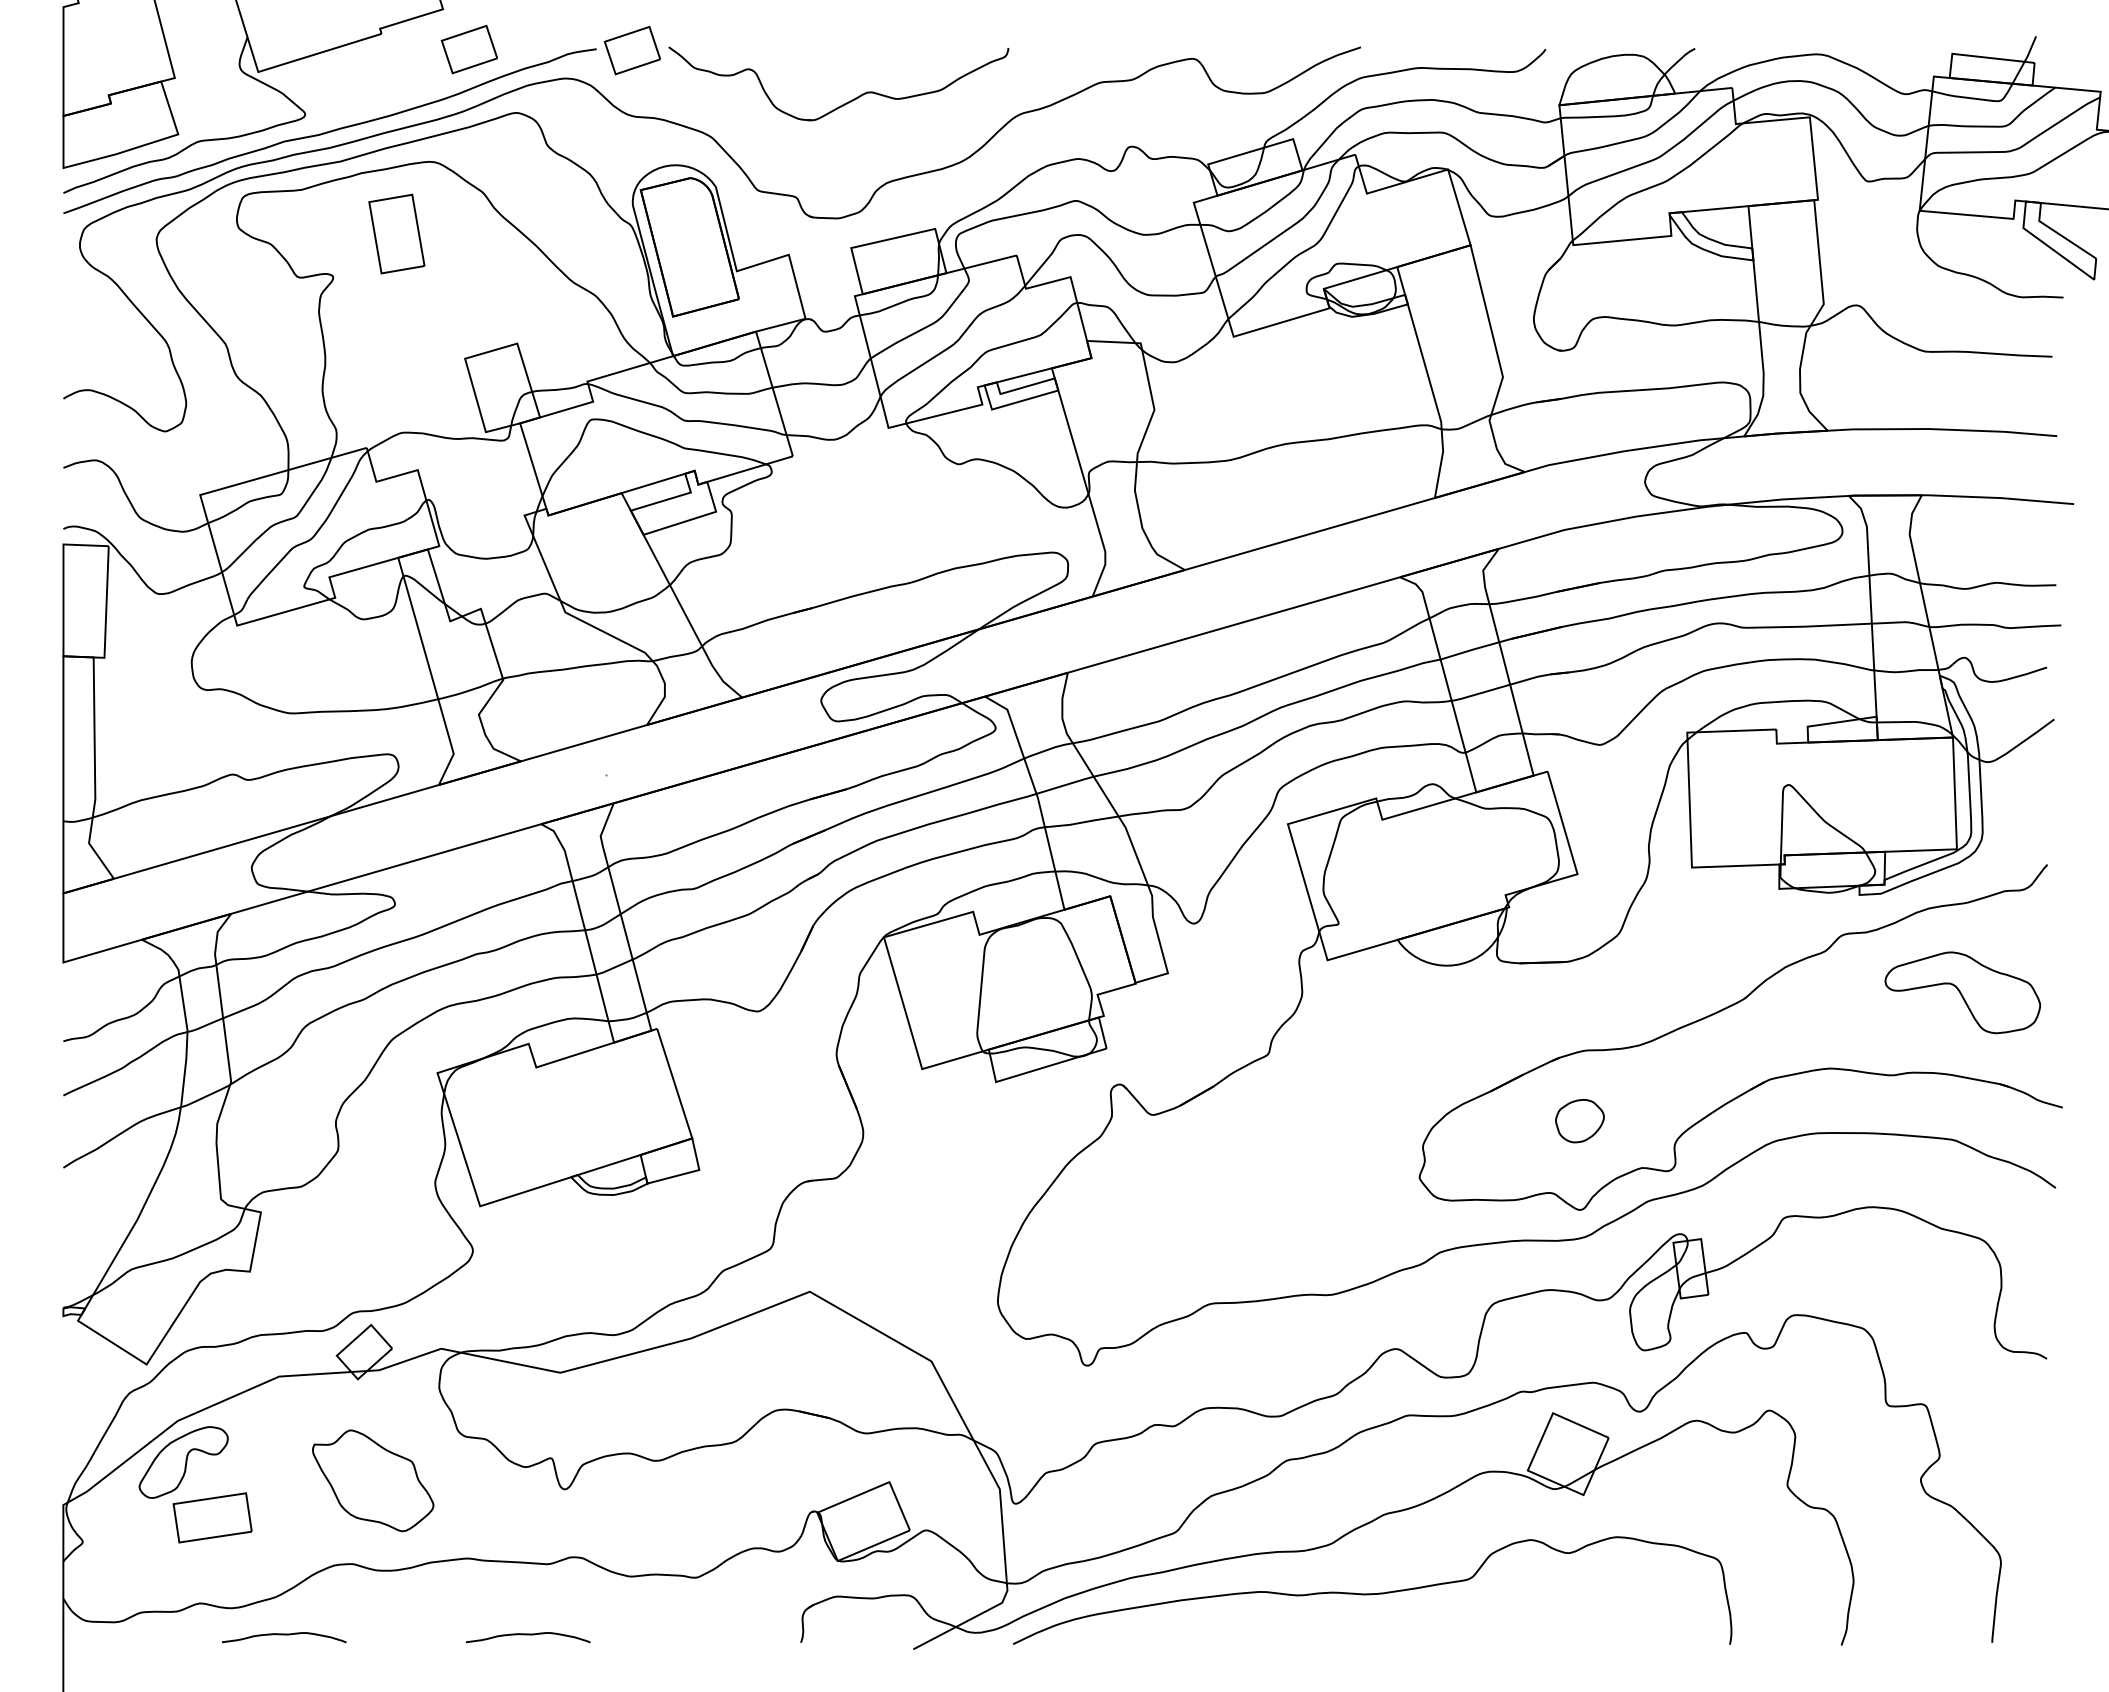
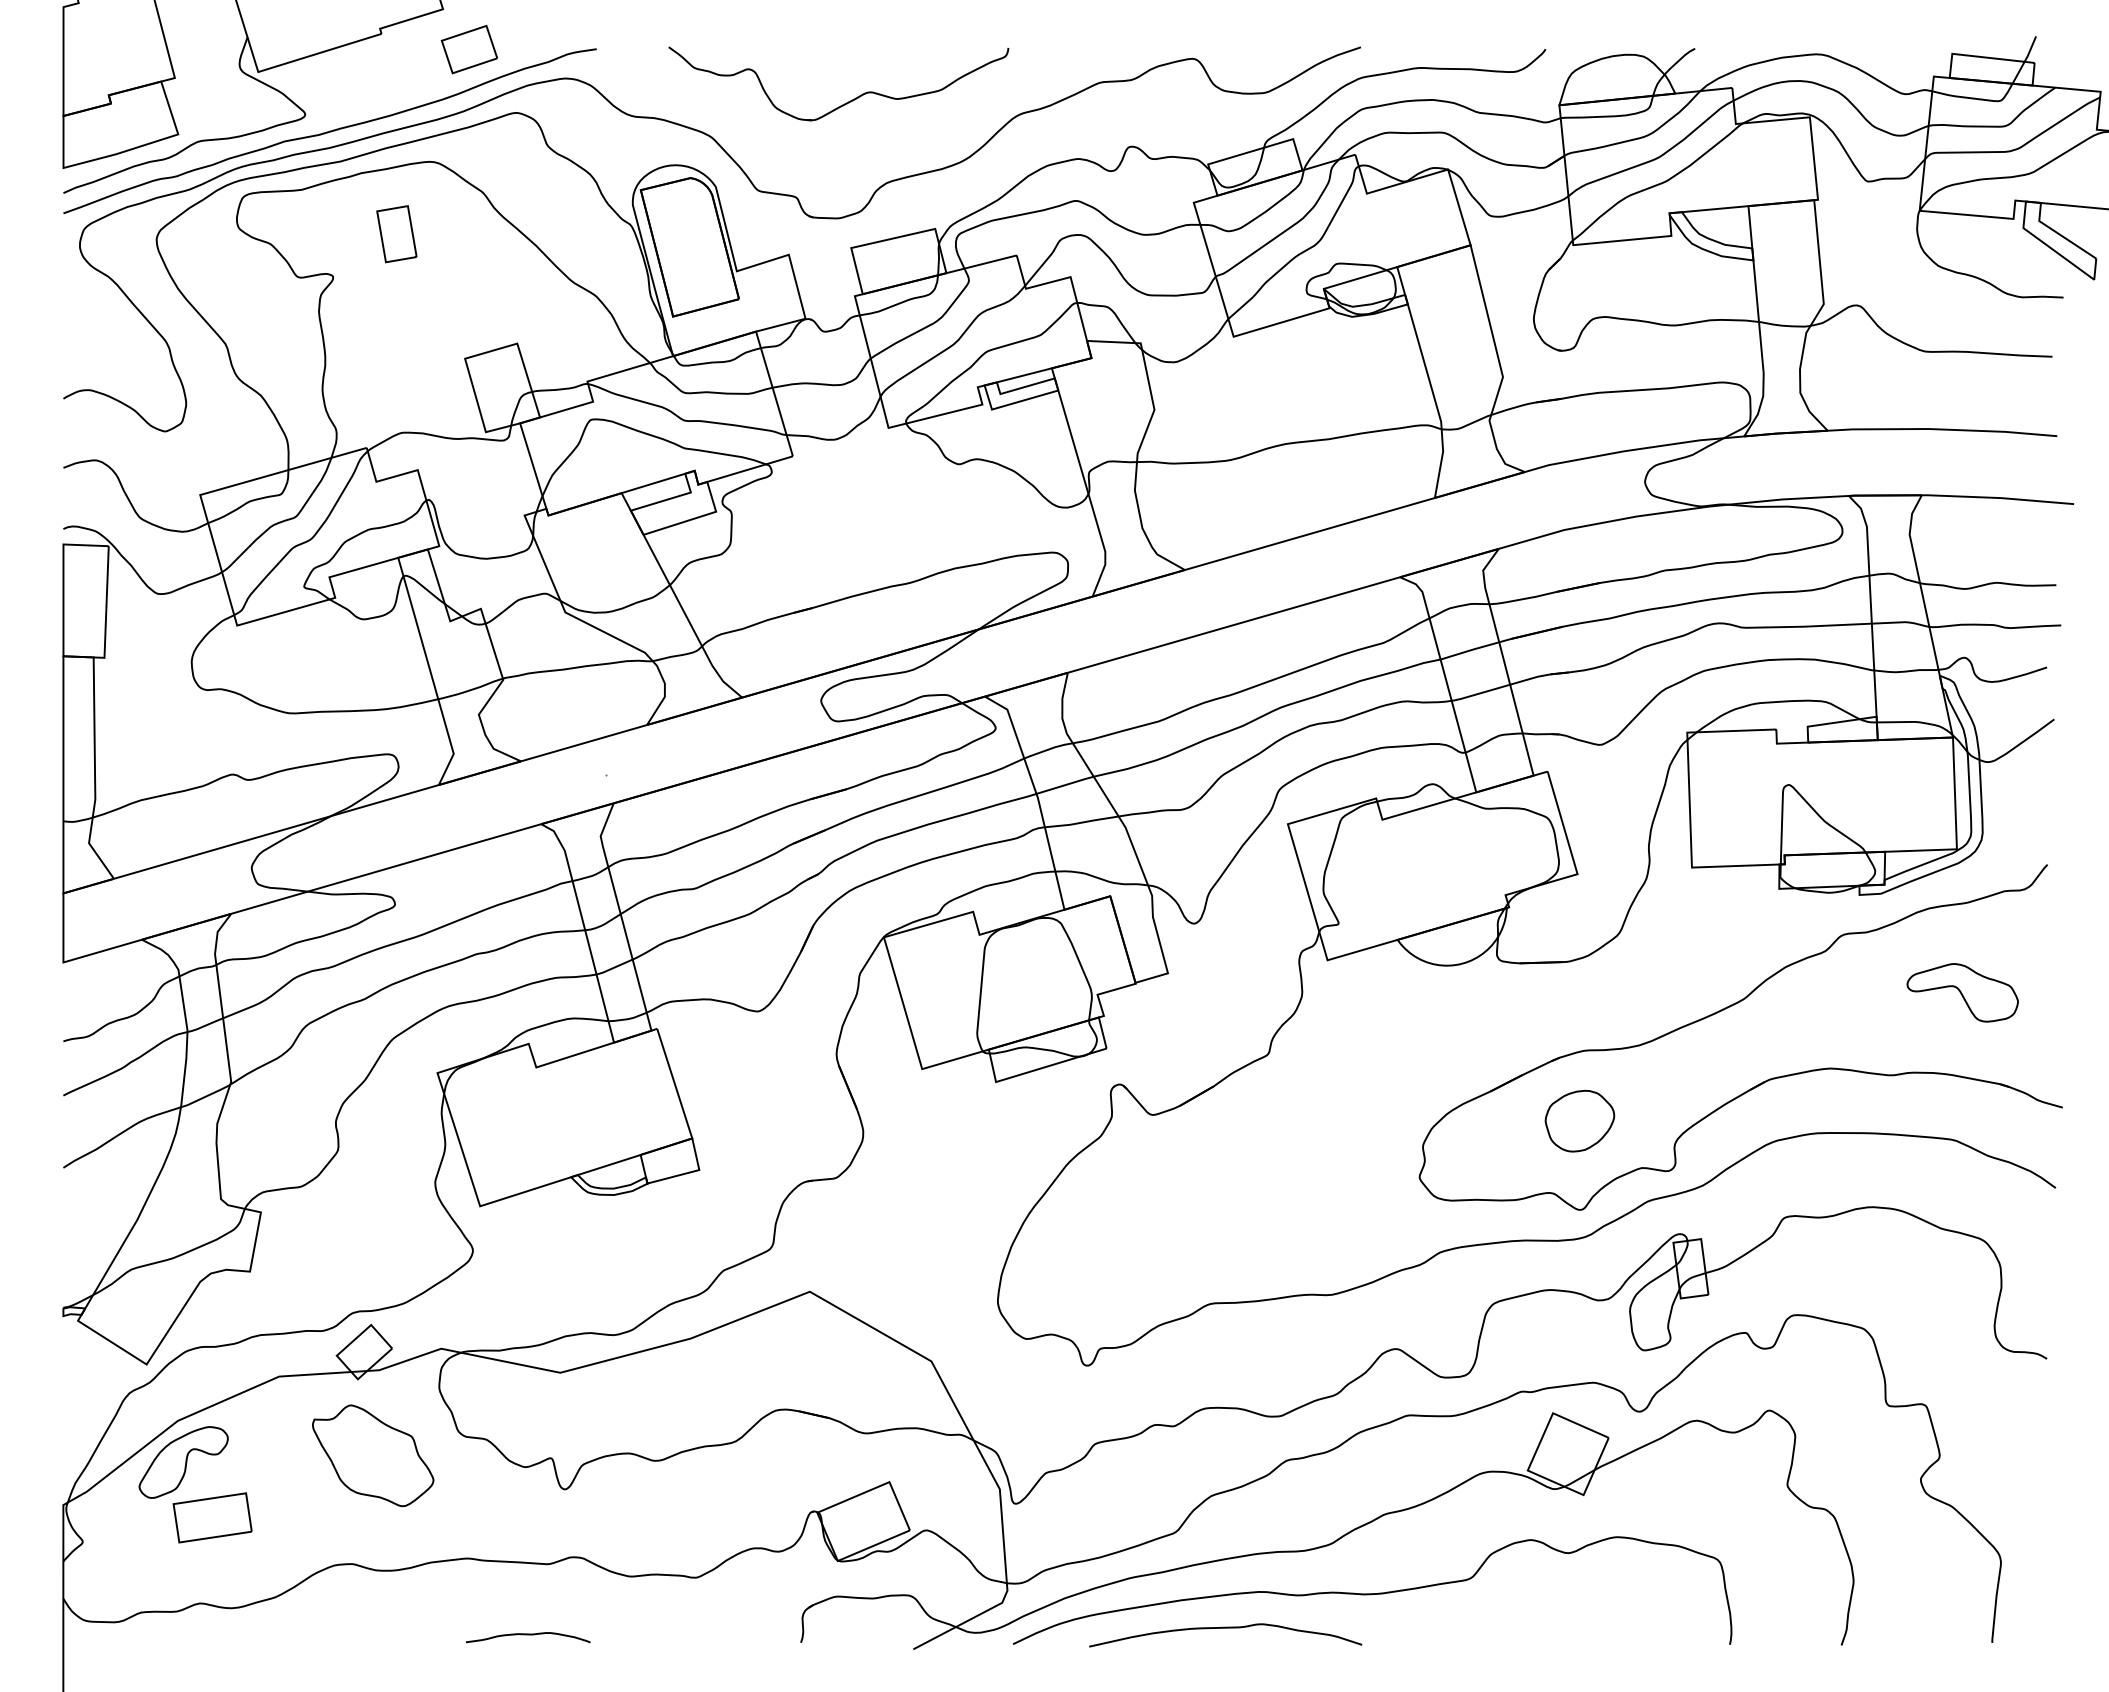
part: present -> none (631, 50)
part size: 58x82 px -> 42x59 px (396, 234)
part size: 158x84 px -> 113x60 px (1962, 992)
part size: 50x45 px -> 72x64 px (1579, 1120)
part position: (373, 1480) -> (373, 1455) (373, 1455)
curve: none -> present (1225, 1628)
curve: present -> none (284, 1635)
